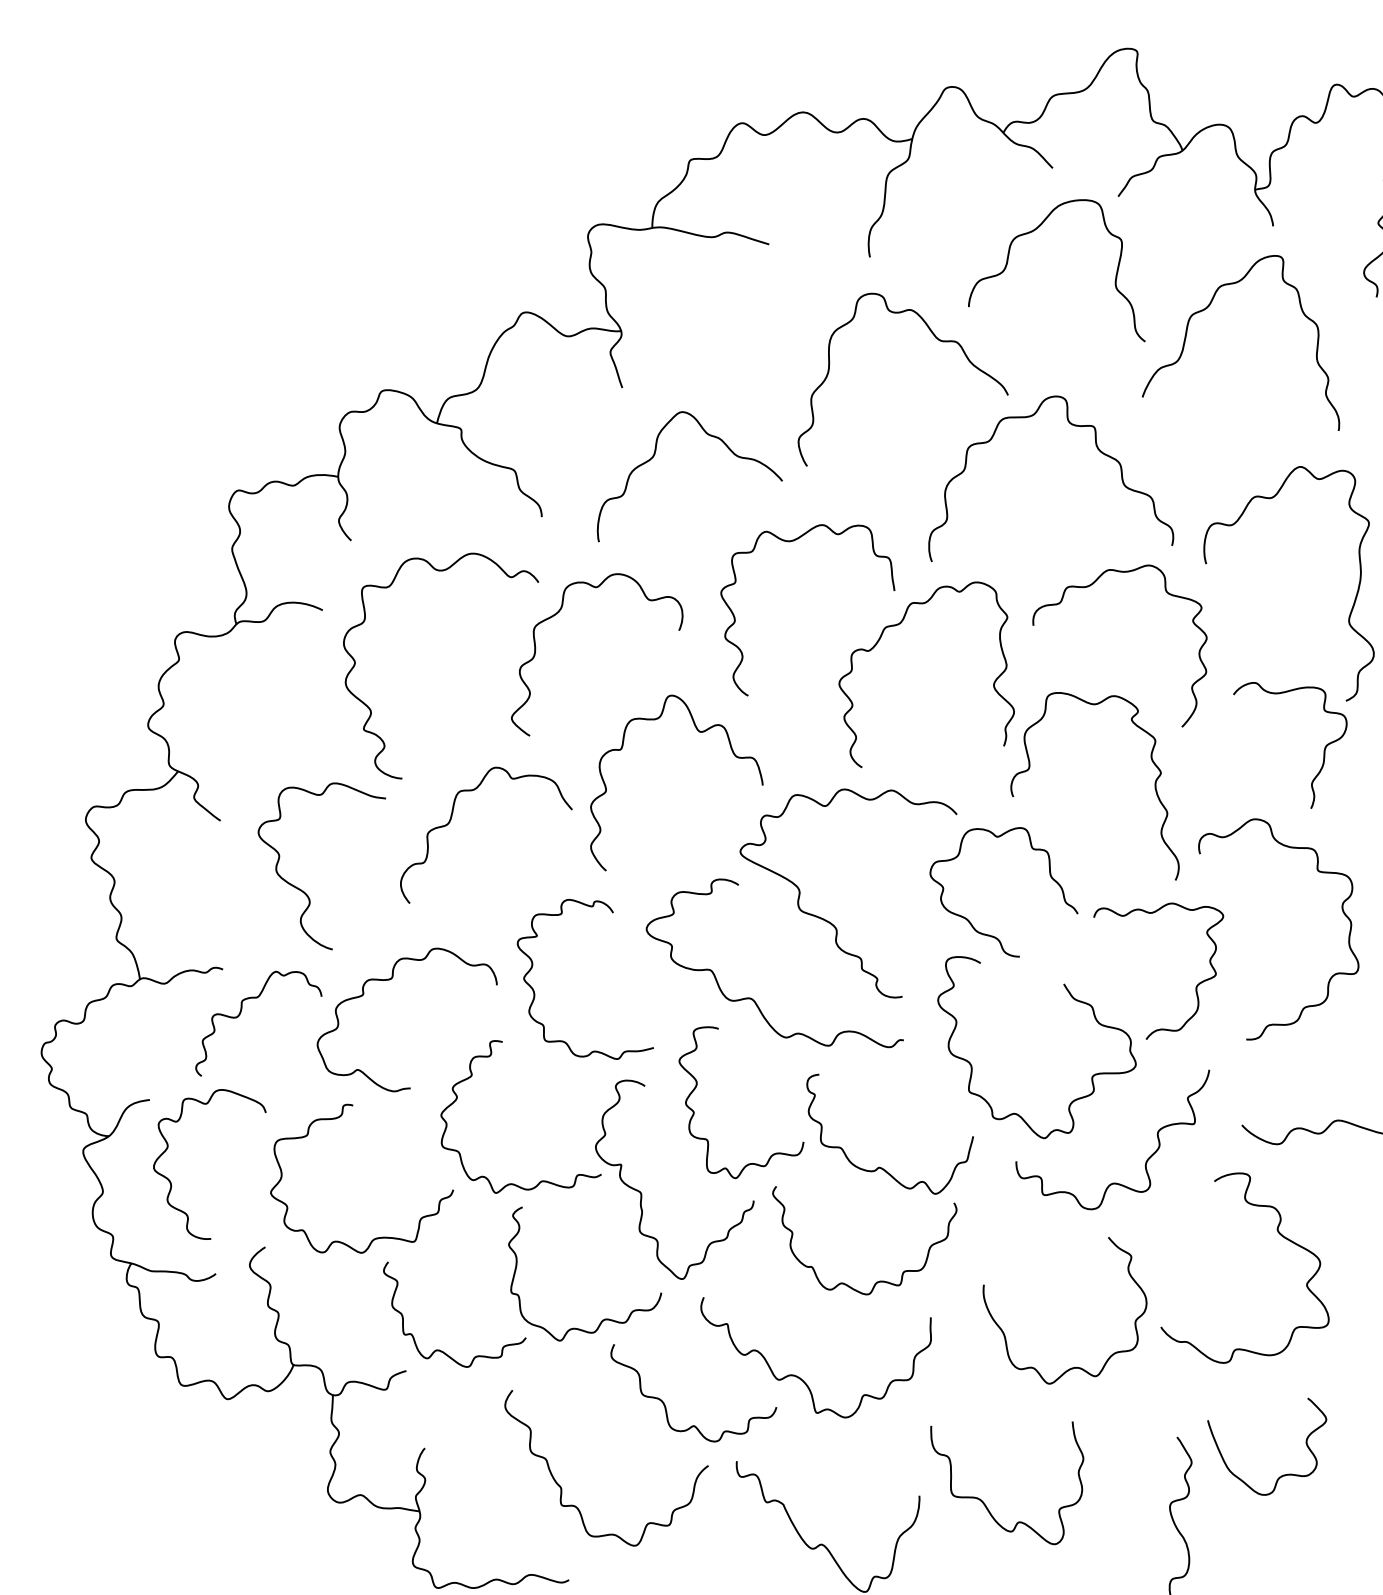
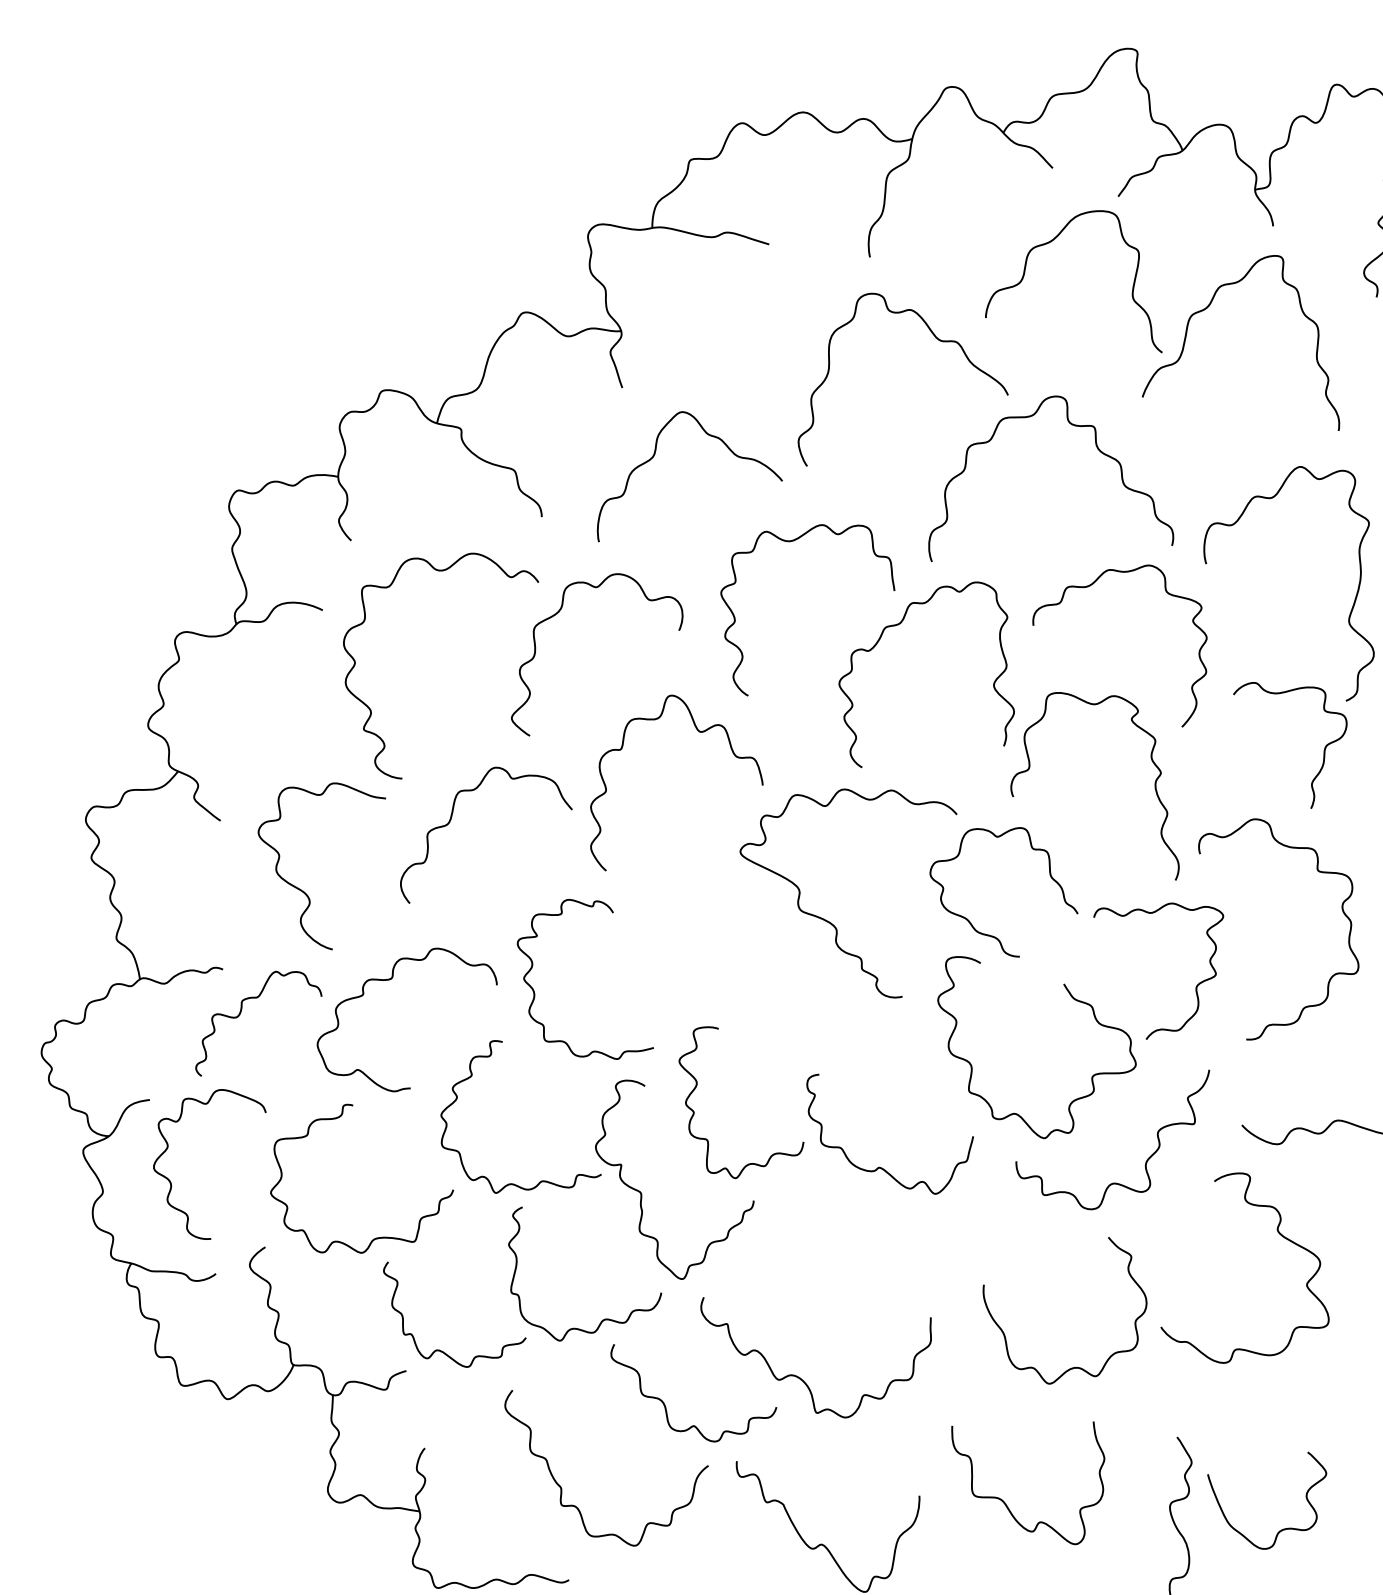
curve position: (1034, 231) -> (1051, 242) (1051, 242)
curve: present -> none (752, 998)
curve: present -> none (879, 1280)
curve position: (1281, 1475) -> (1281, 1529) (1281, 1529)
curve position: (984, 1502) -> (1005, 1502) (1005, 1502)
